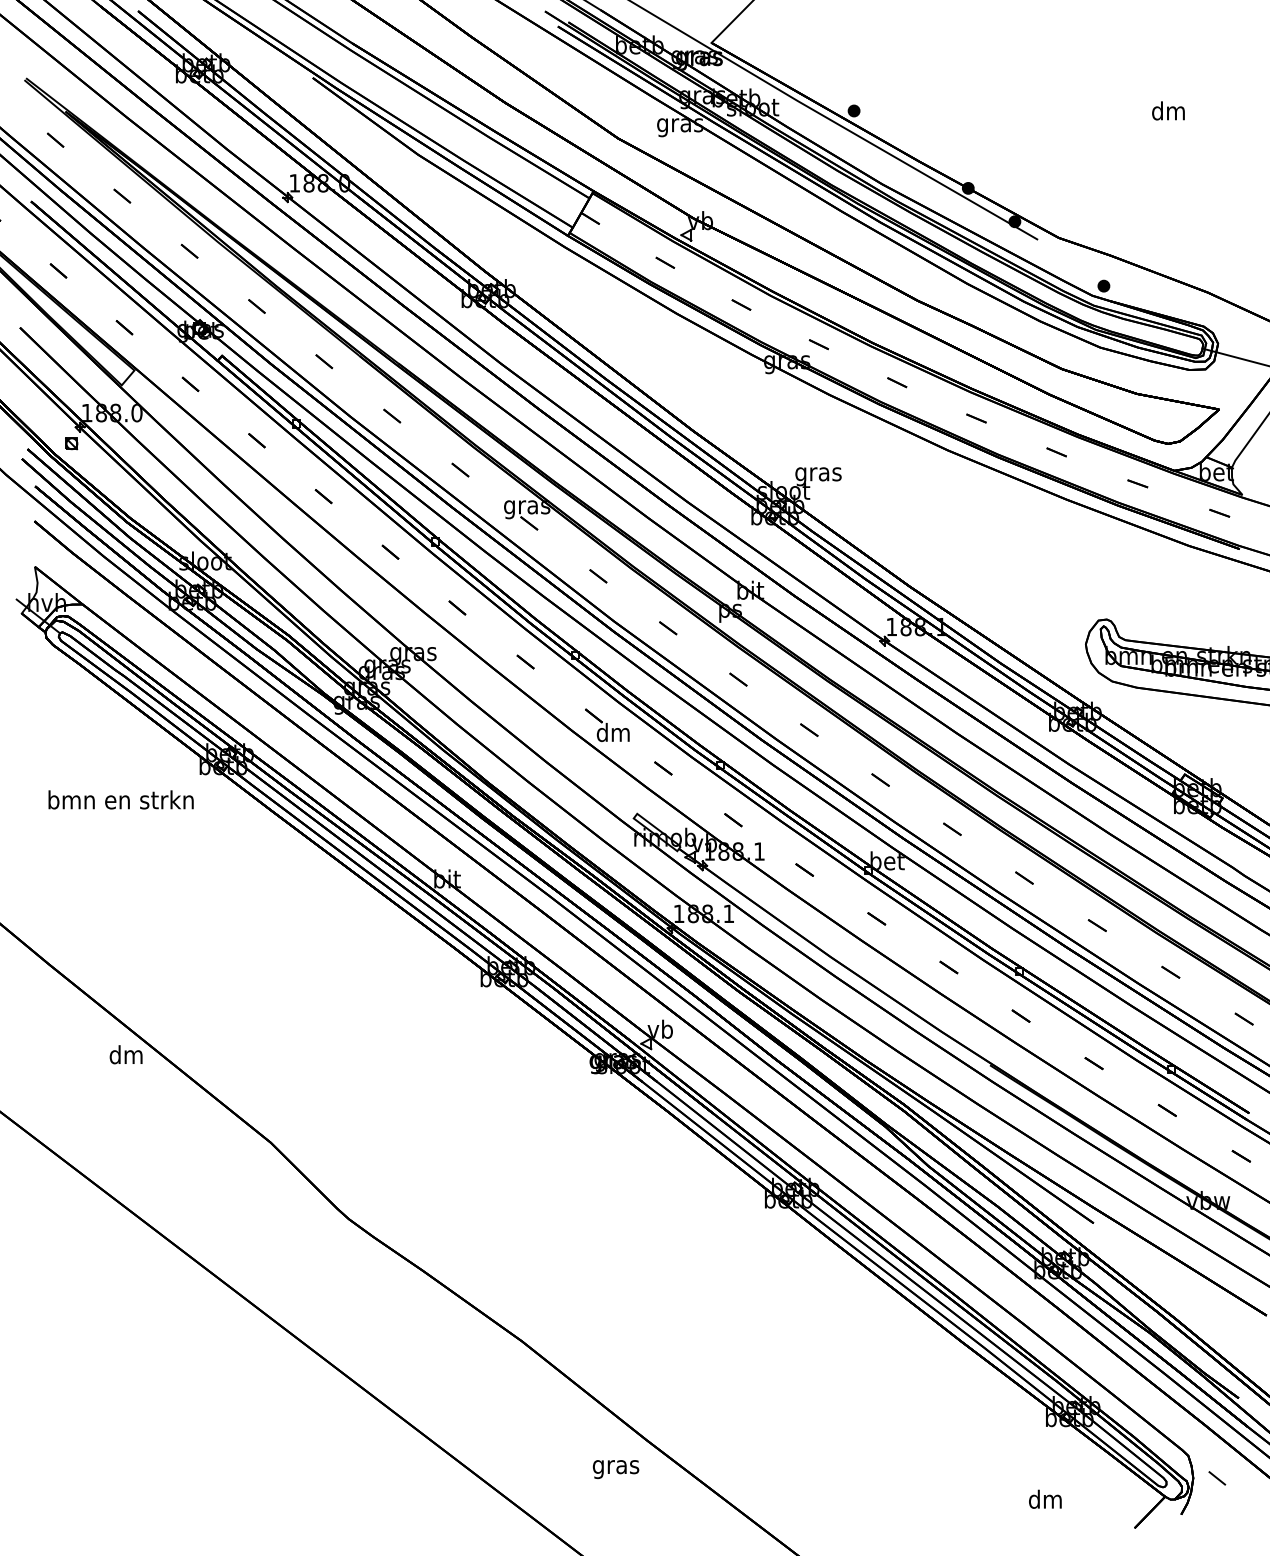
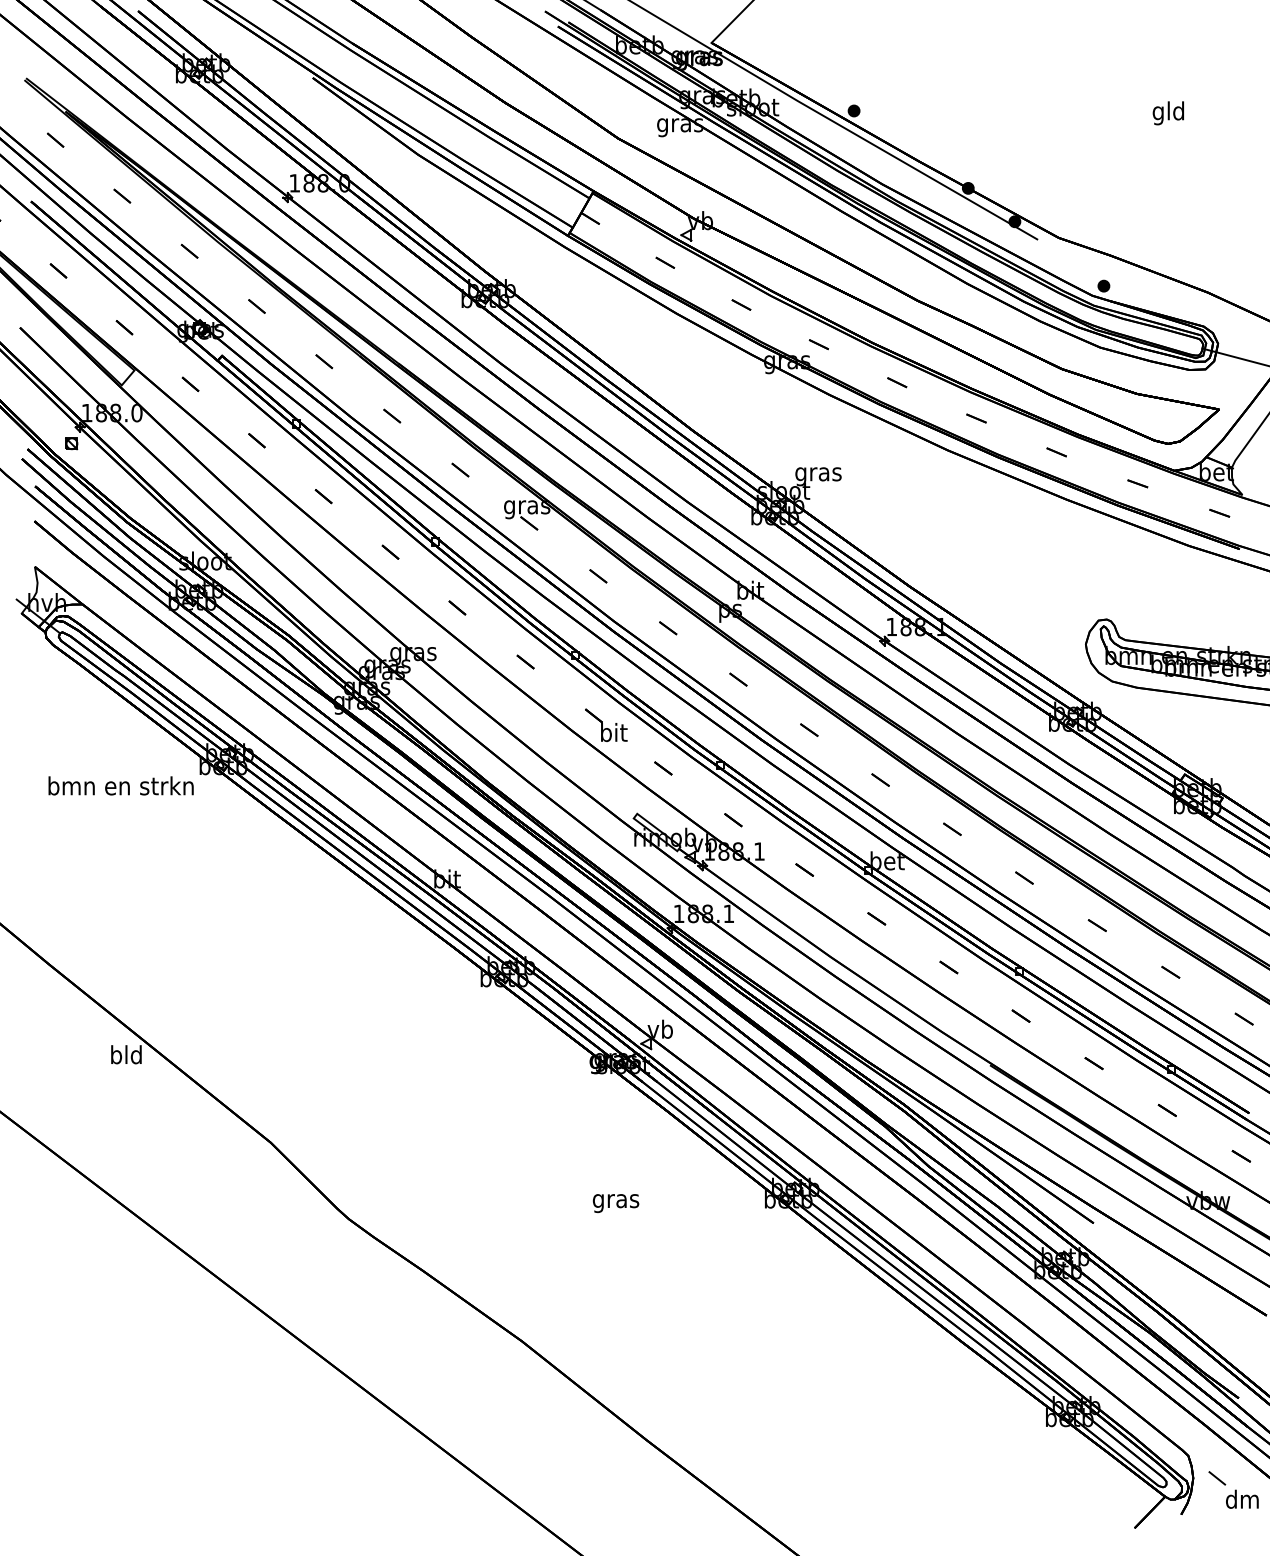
text: dm -> gld (1168, 113)
text: dm -> bit (612, 732)
text position: (120, 799) -> (120, 785) (120, 785)
text: dm -> bld (125, 1054)
text position: (616, 1469) -> (616, 1203) (616, 1203)
text position: (1045, 1498) -> (1242, 1498) (1242, 1498)
